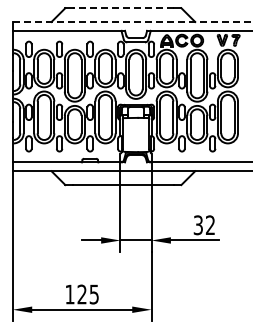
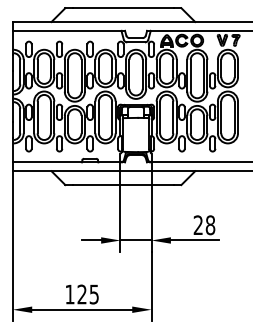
line: dashed -> solid (122, 8)
line: dashed -> solid (132, 22)
text: 32 -> 28 (204, 225)
